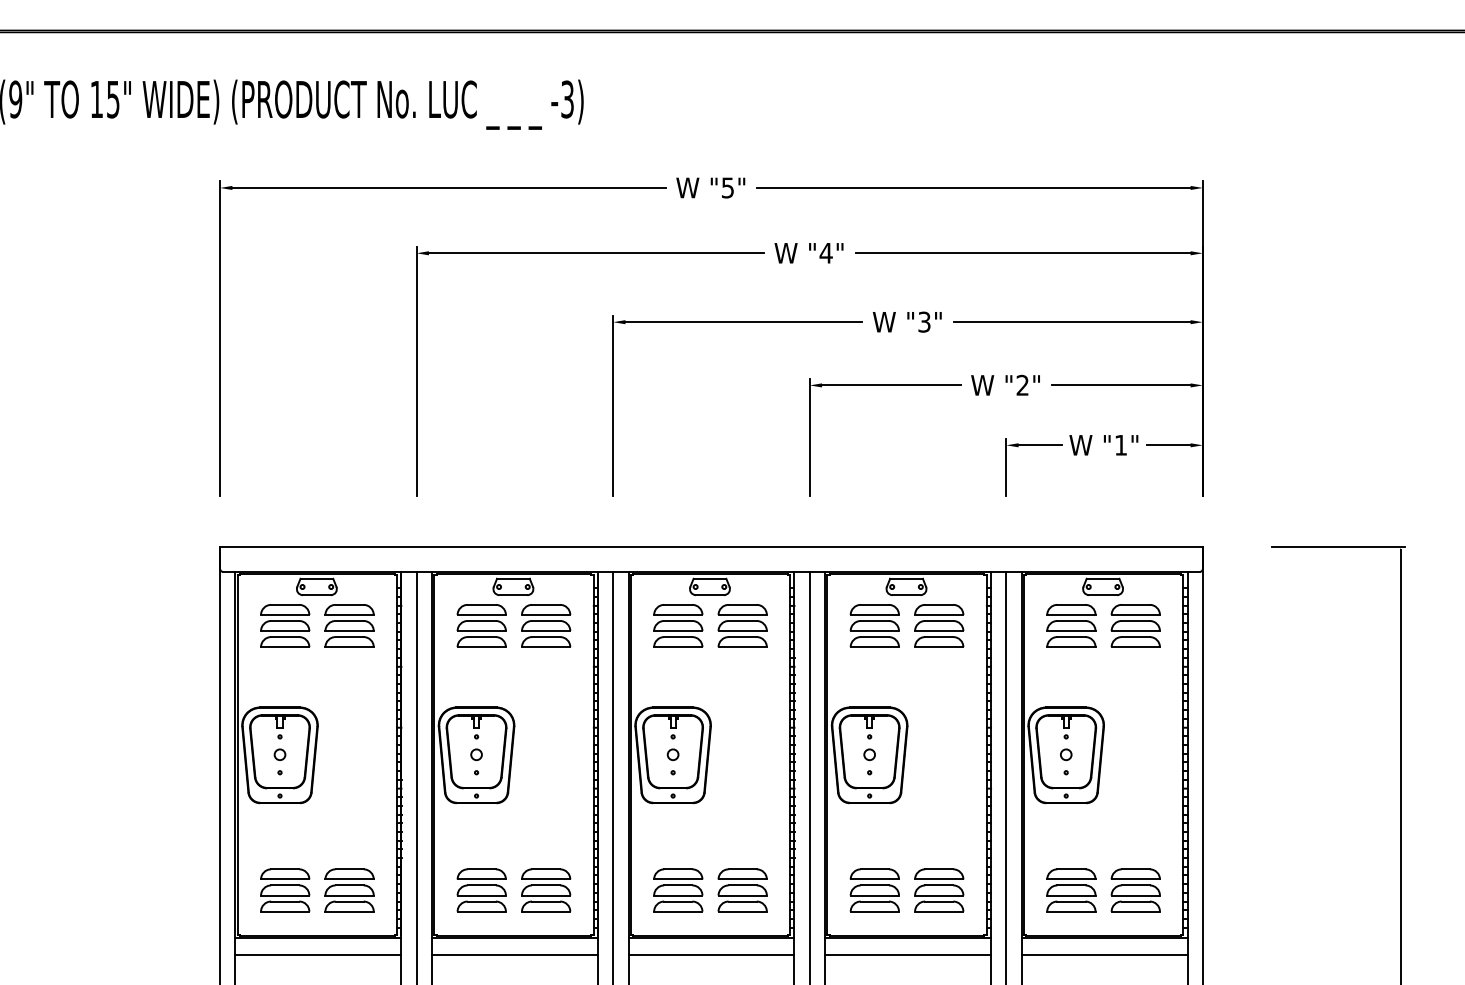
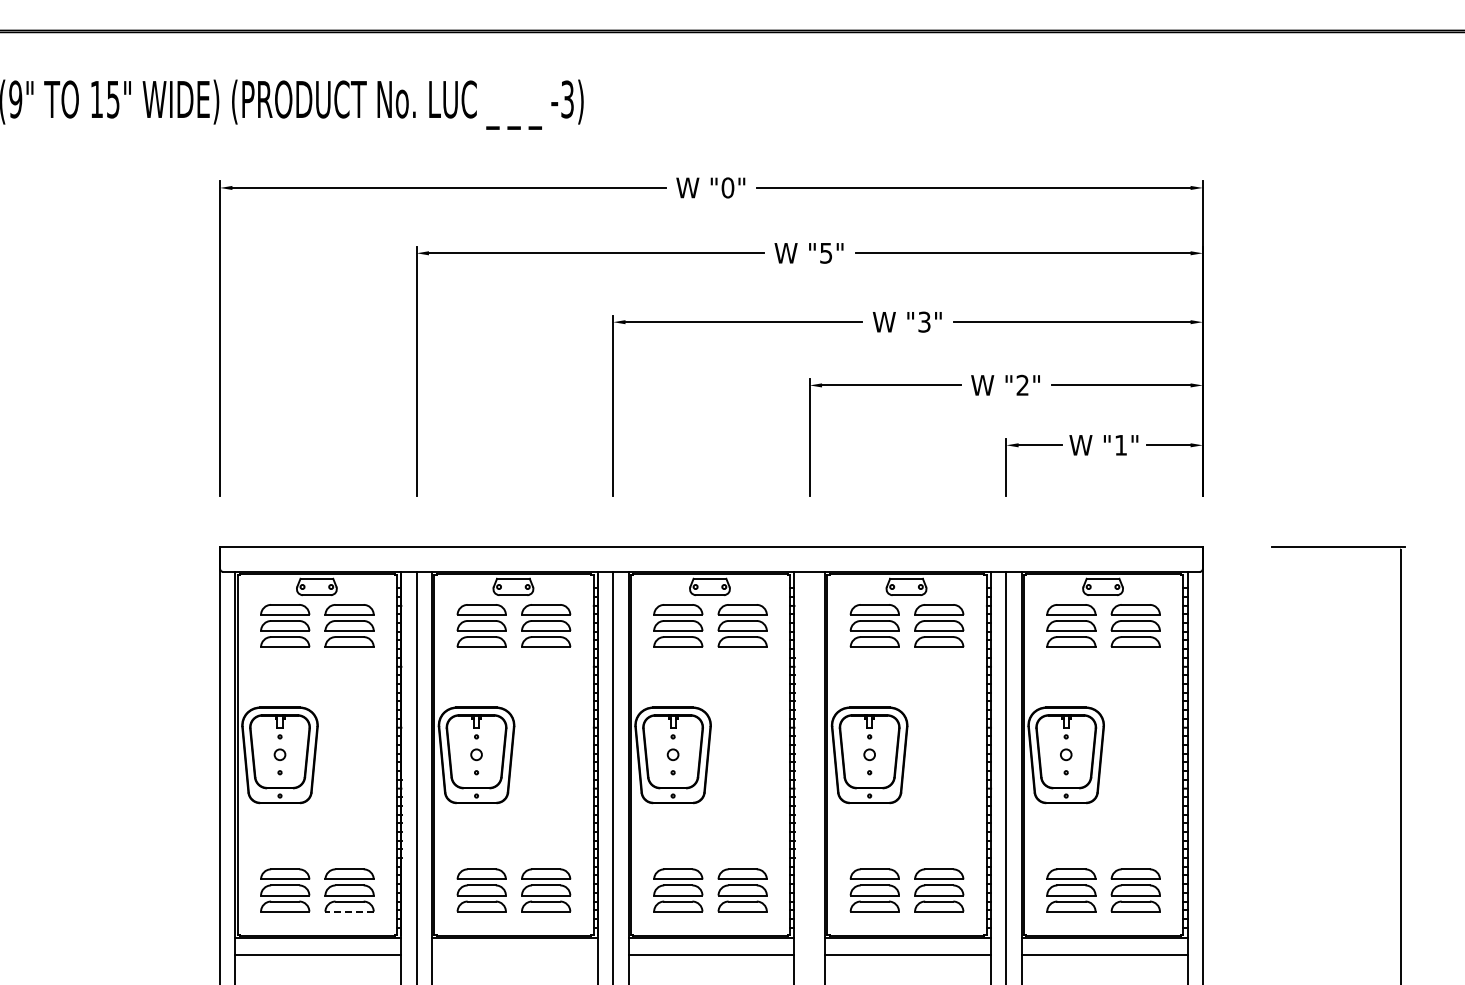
text: "5" -> "0" (727, 187)
text: "4" -> "5" (825, 253)
line: present -> none (809, 776)
line: solid -> dashed (349, 911)
line: present -> none (514, 954)
